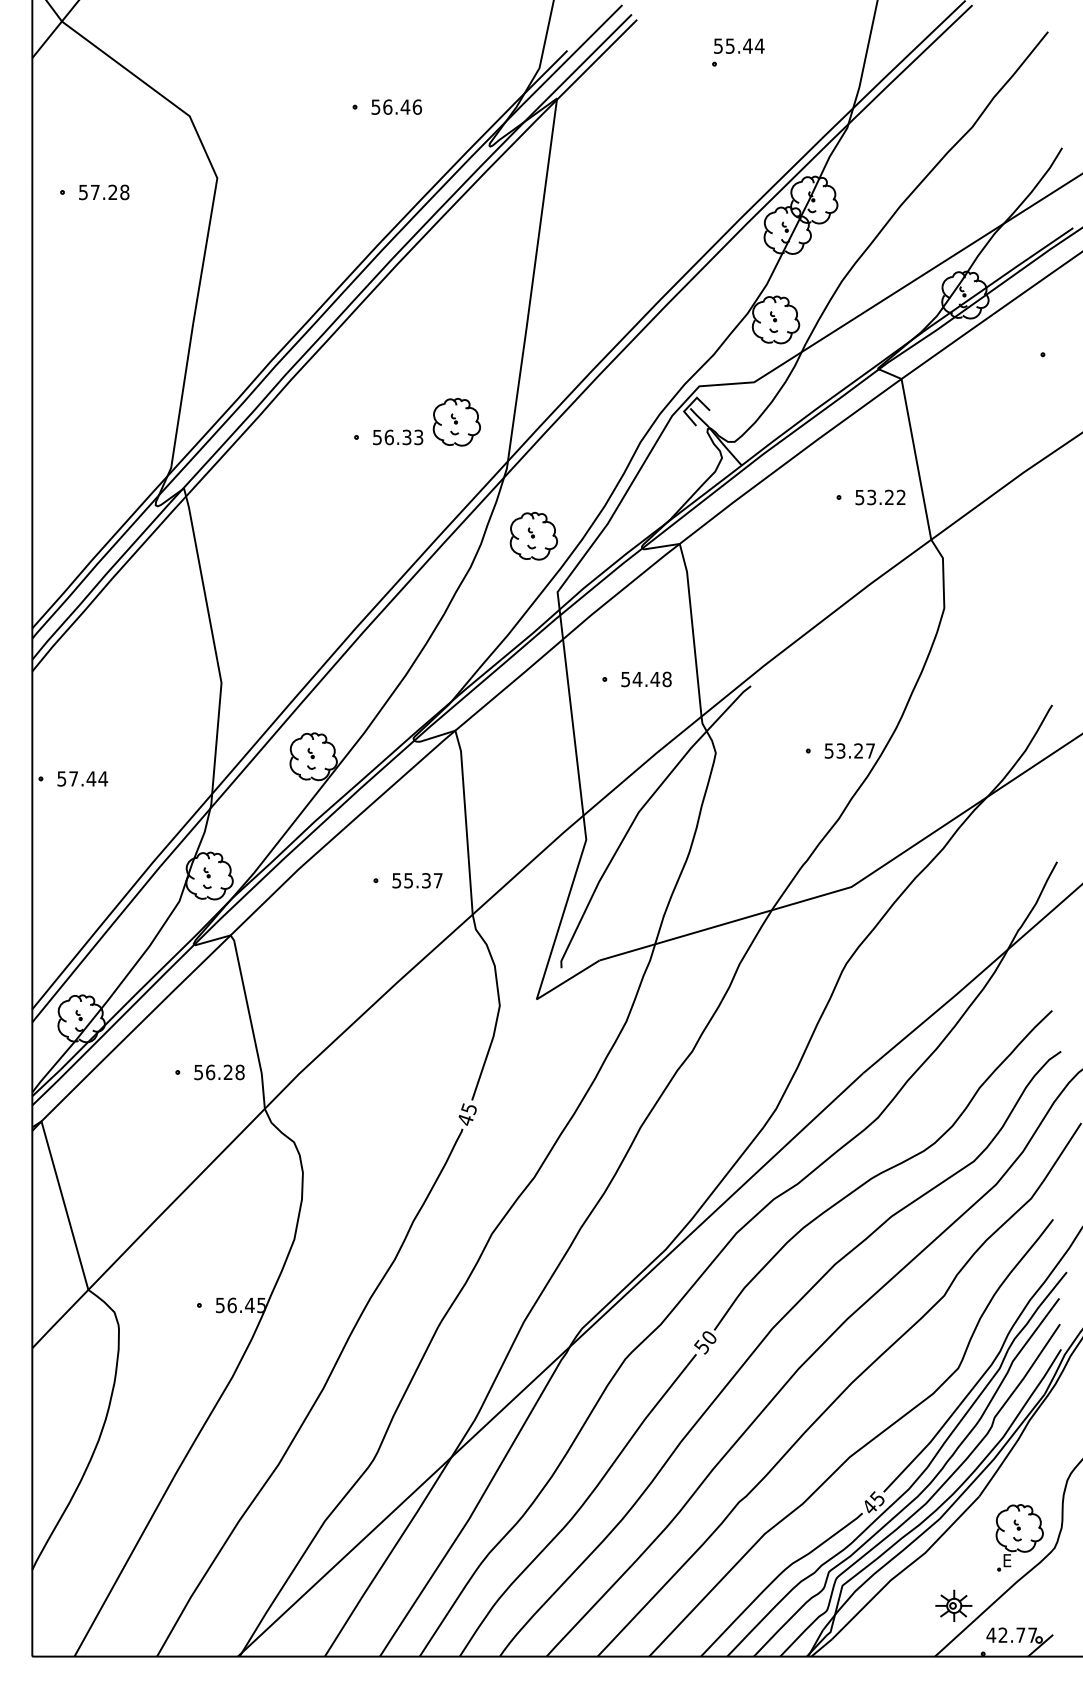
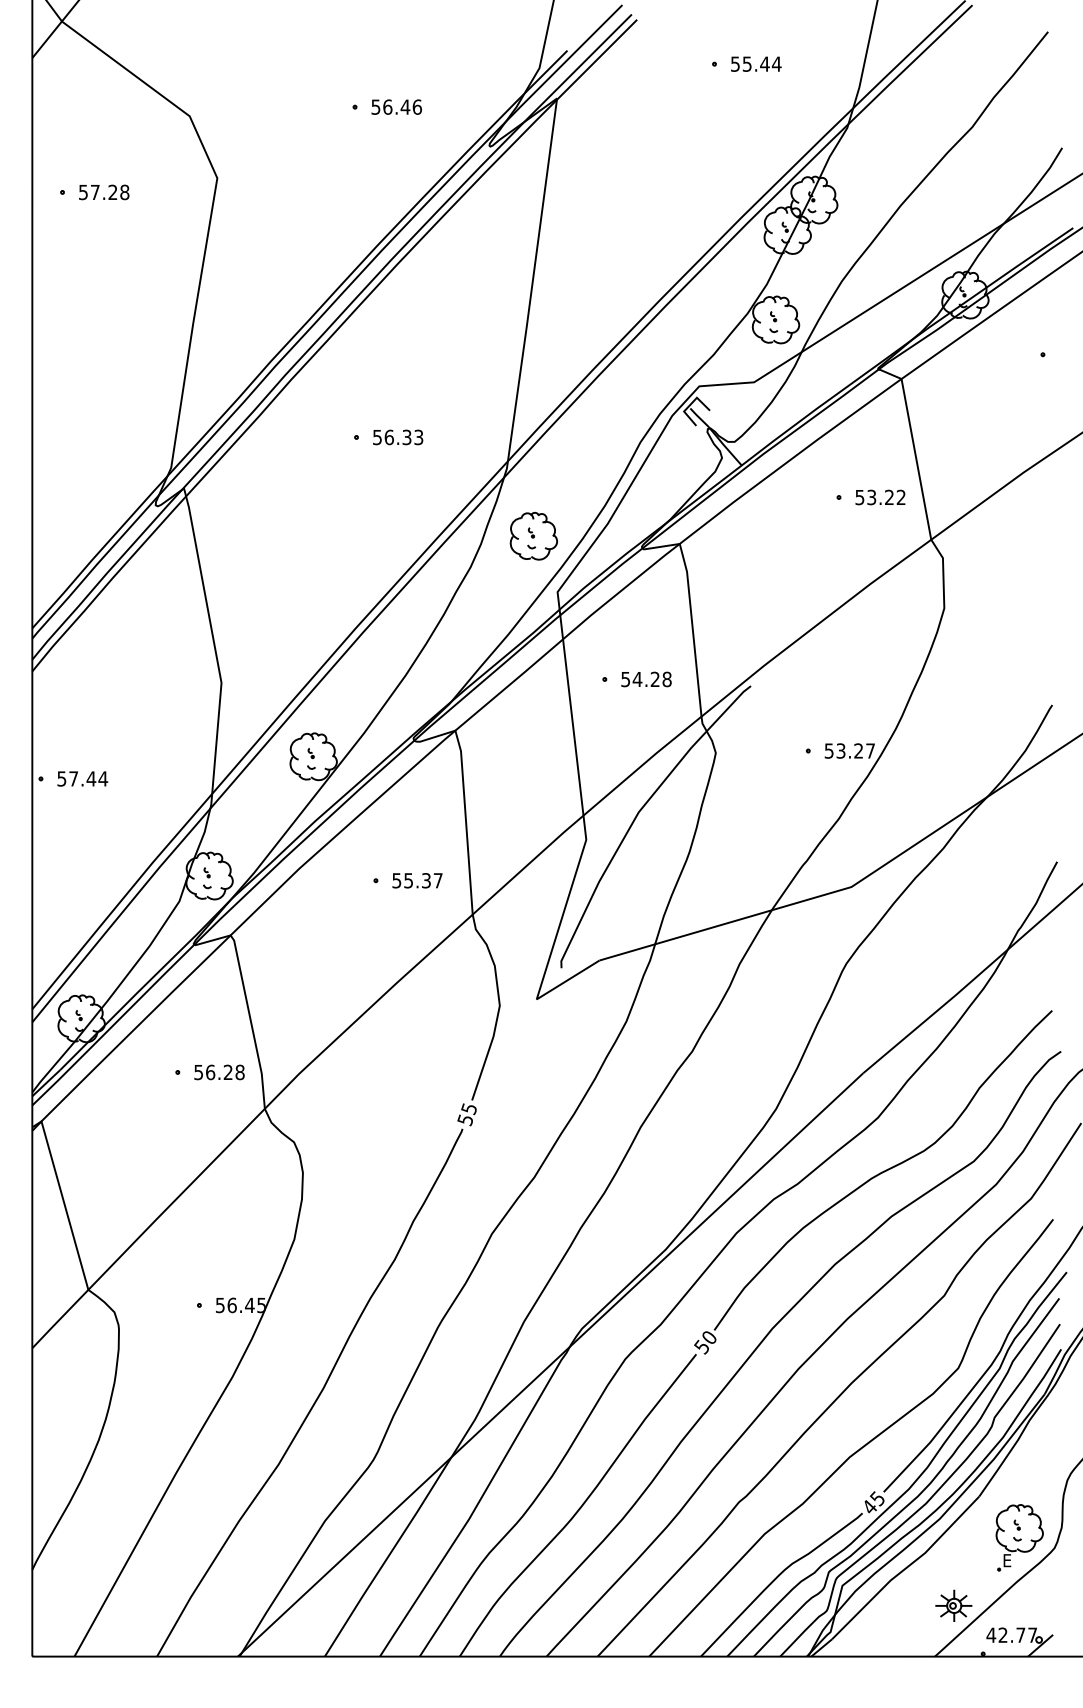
text position: (739, 45) -> (756, 63) (756, 63)
part: present -> none (456, 422)
text: 54.48 -> 54.28 (655, 678)
text: 45 -> 55 (465, 1120)
